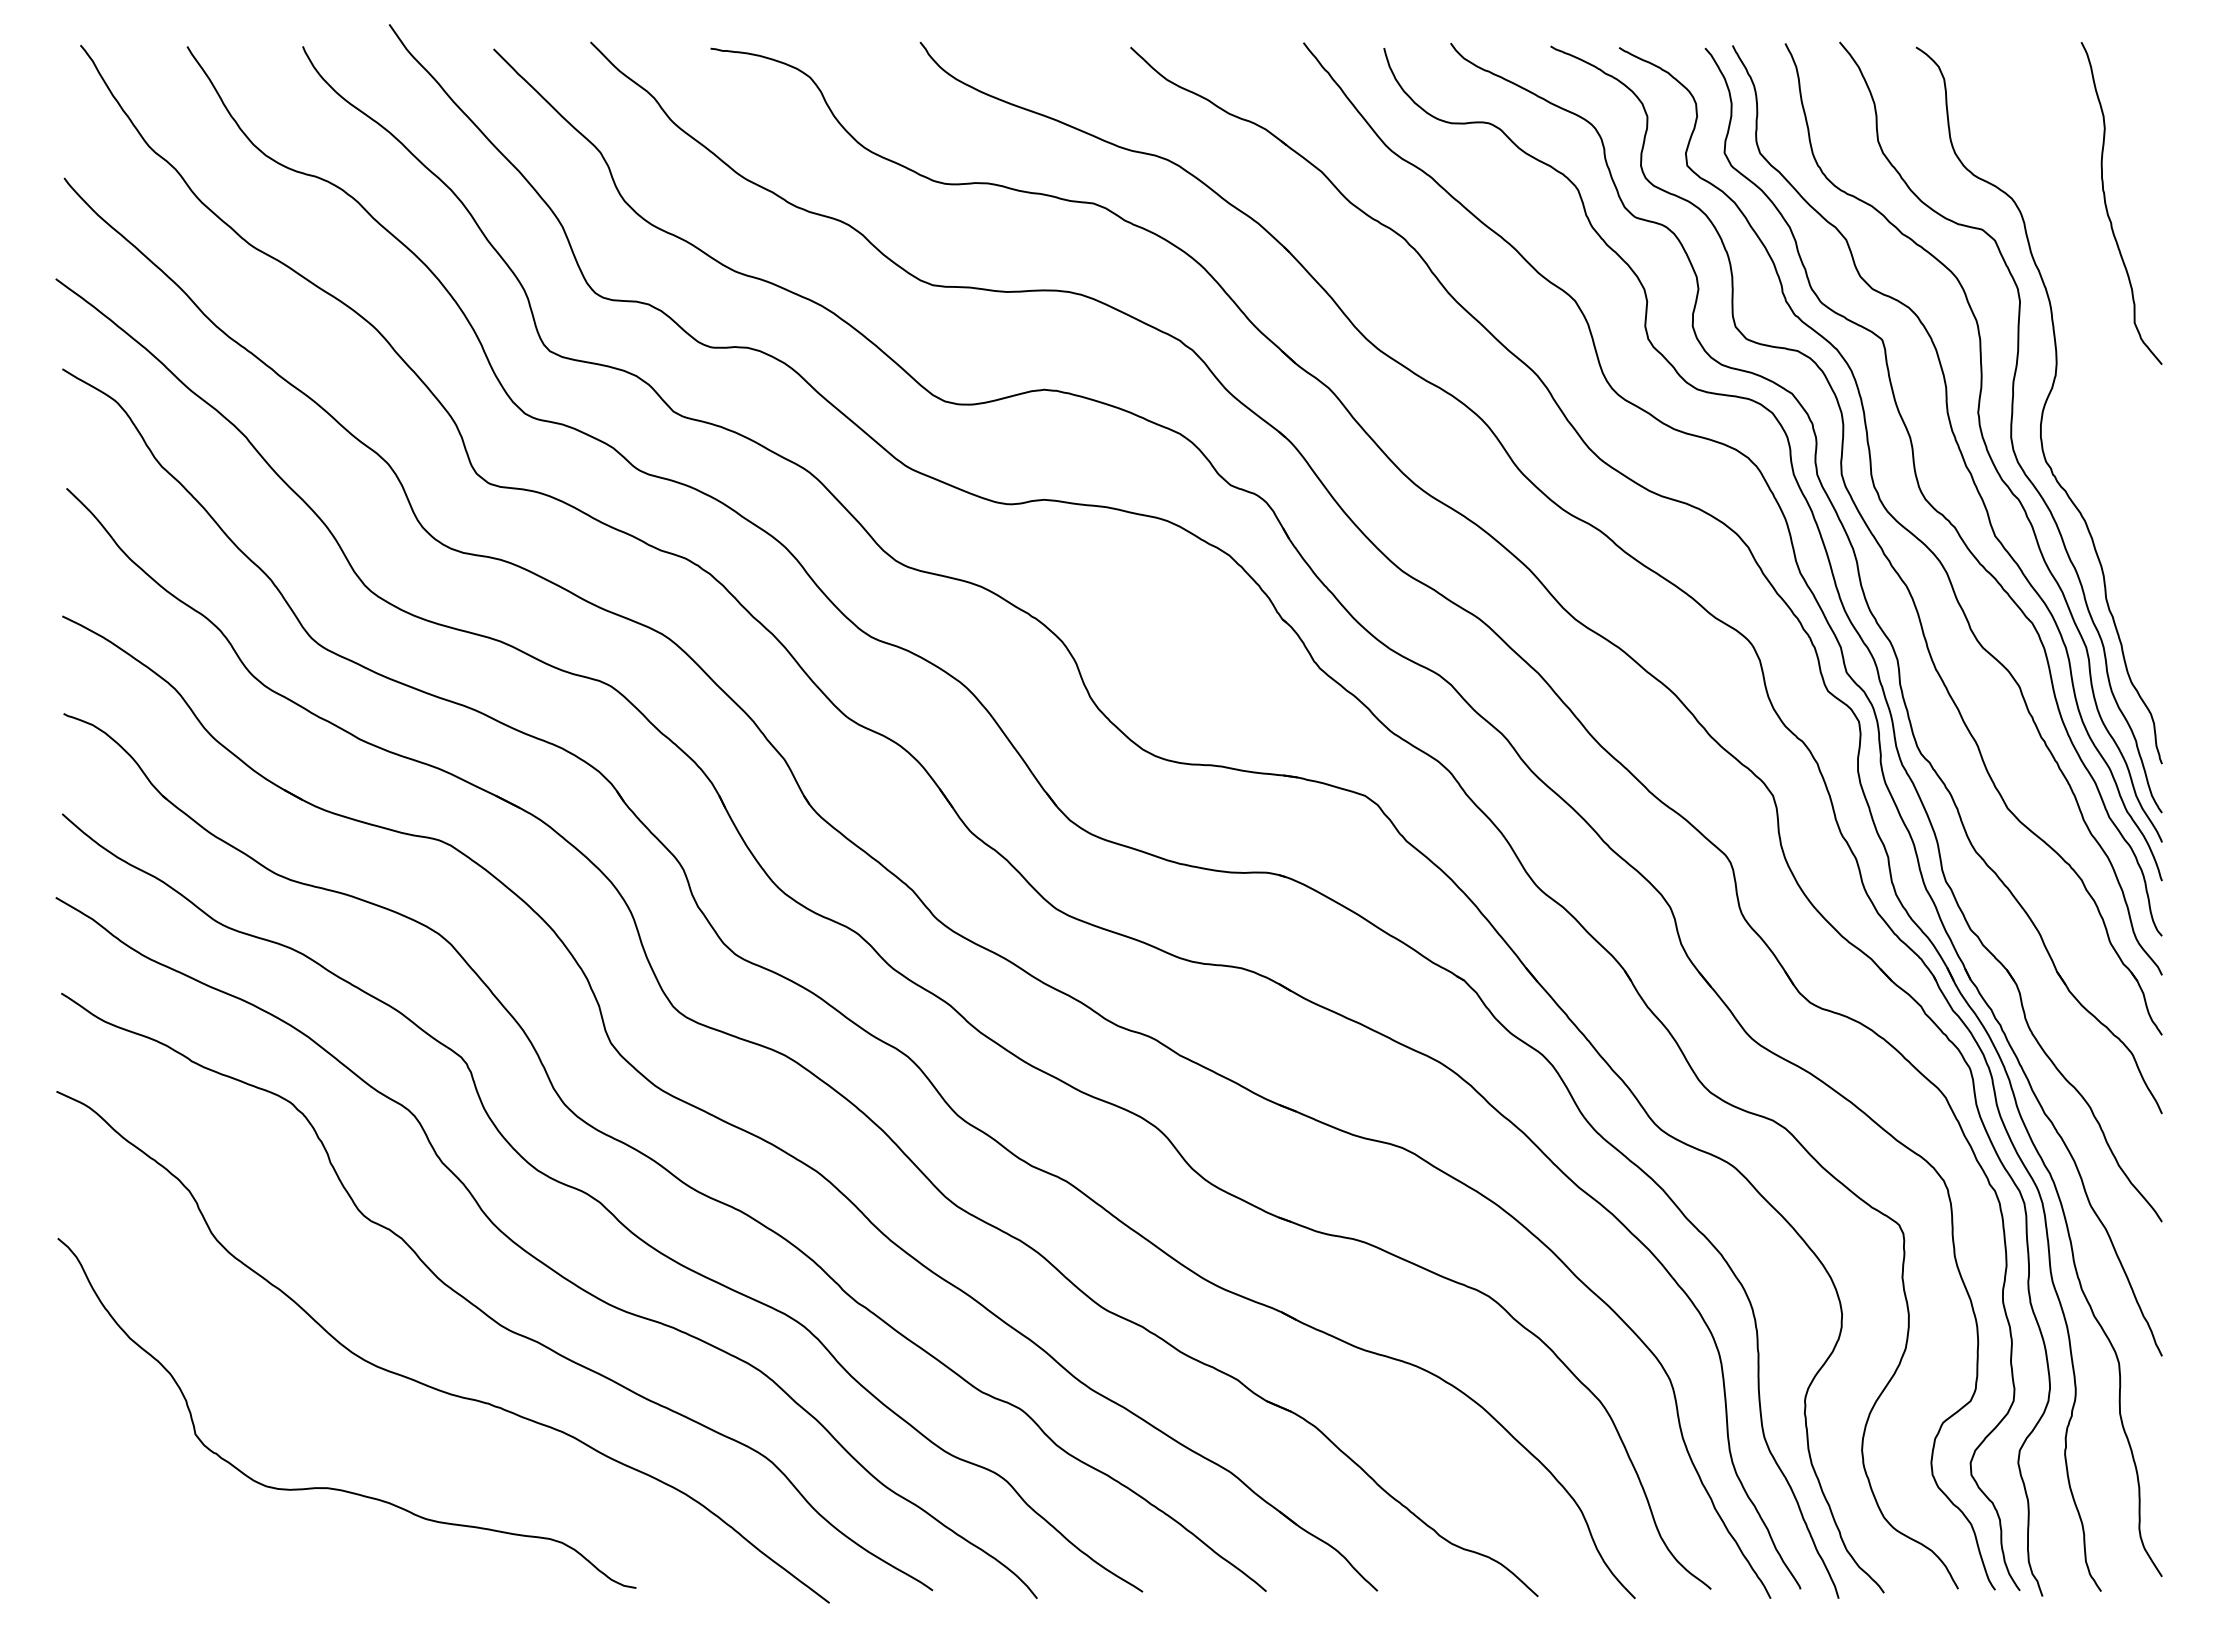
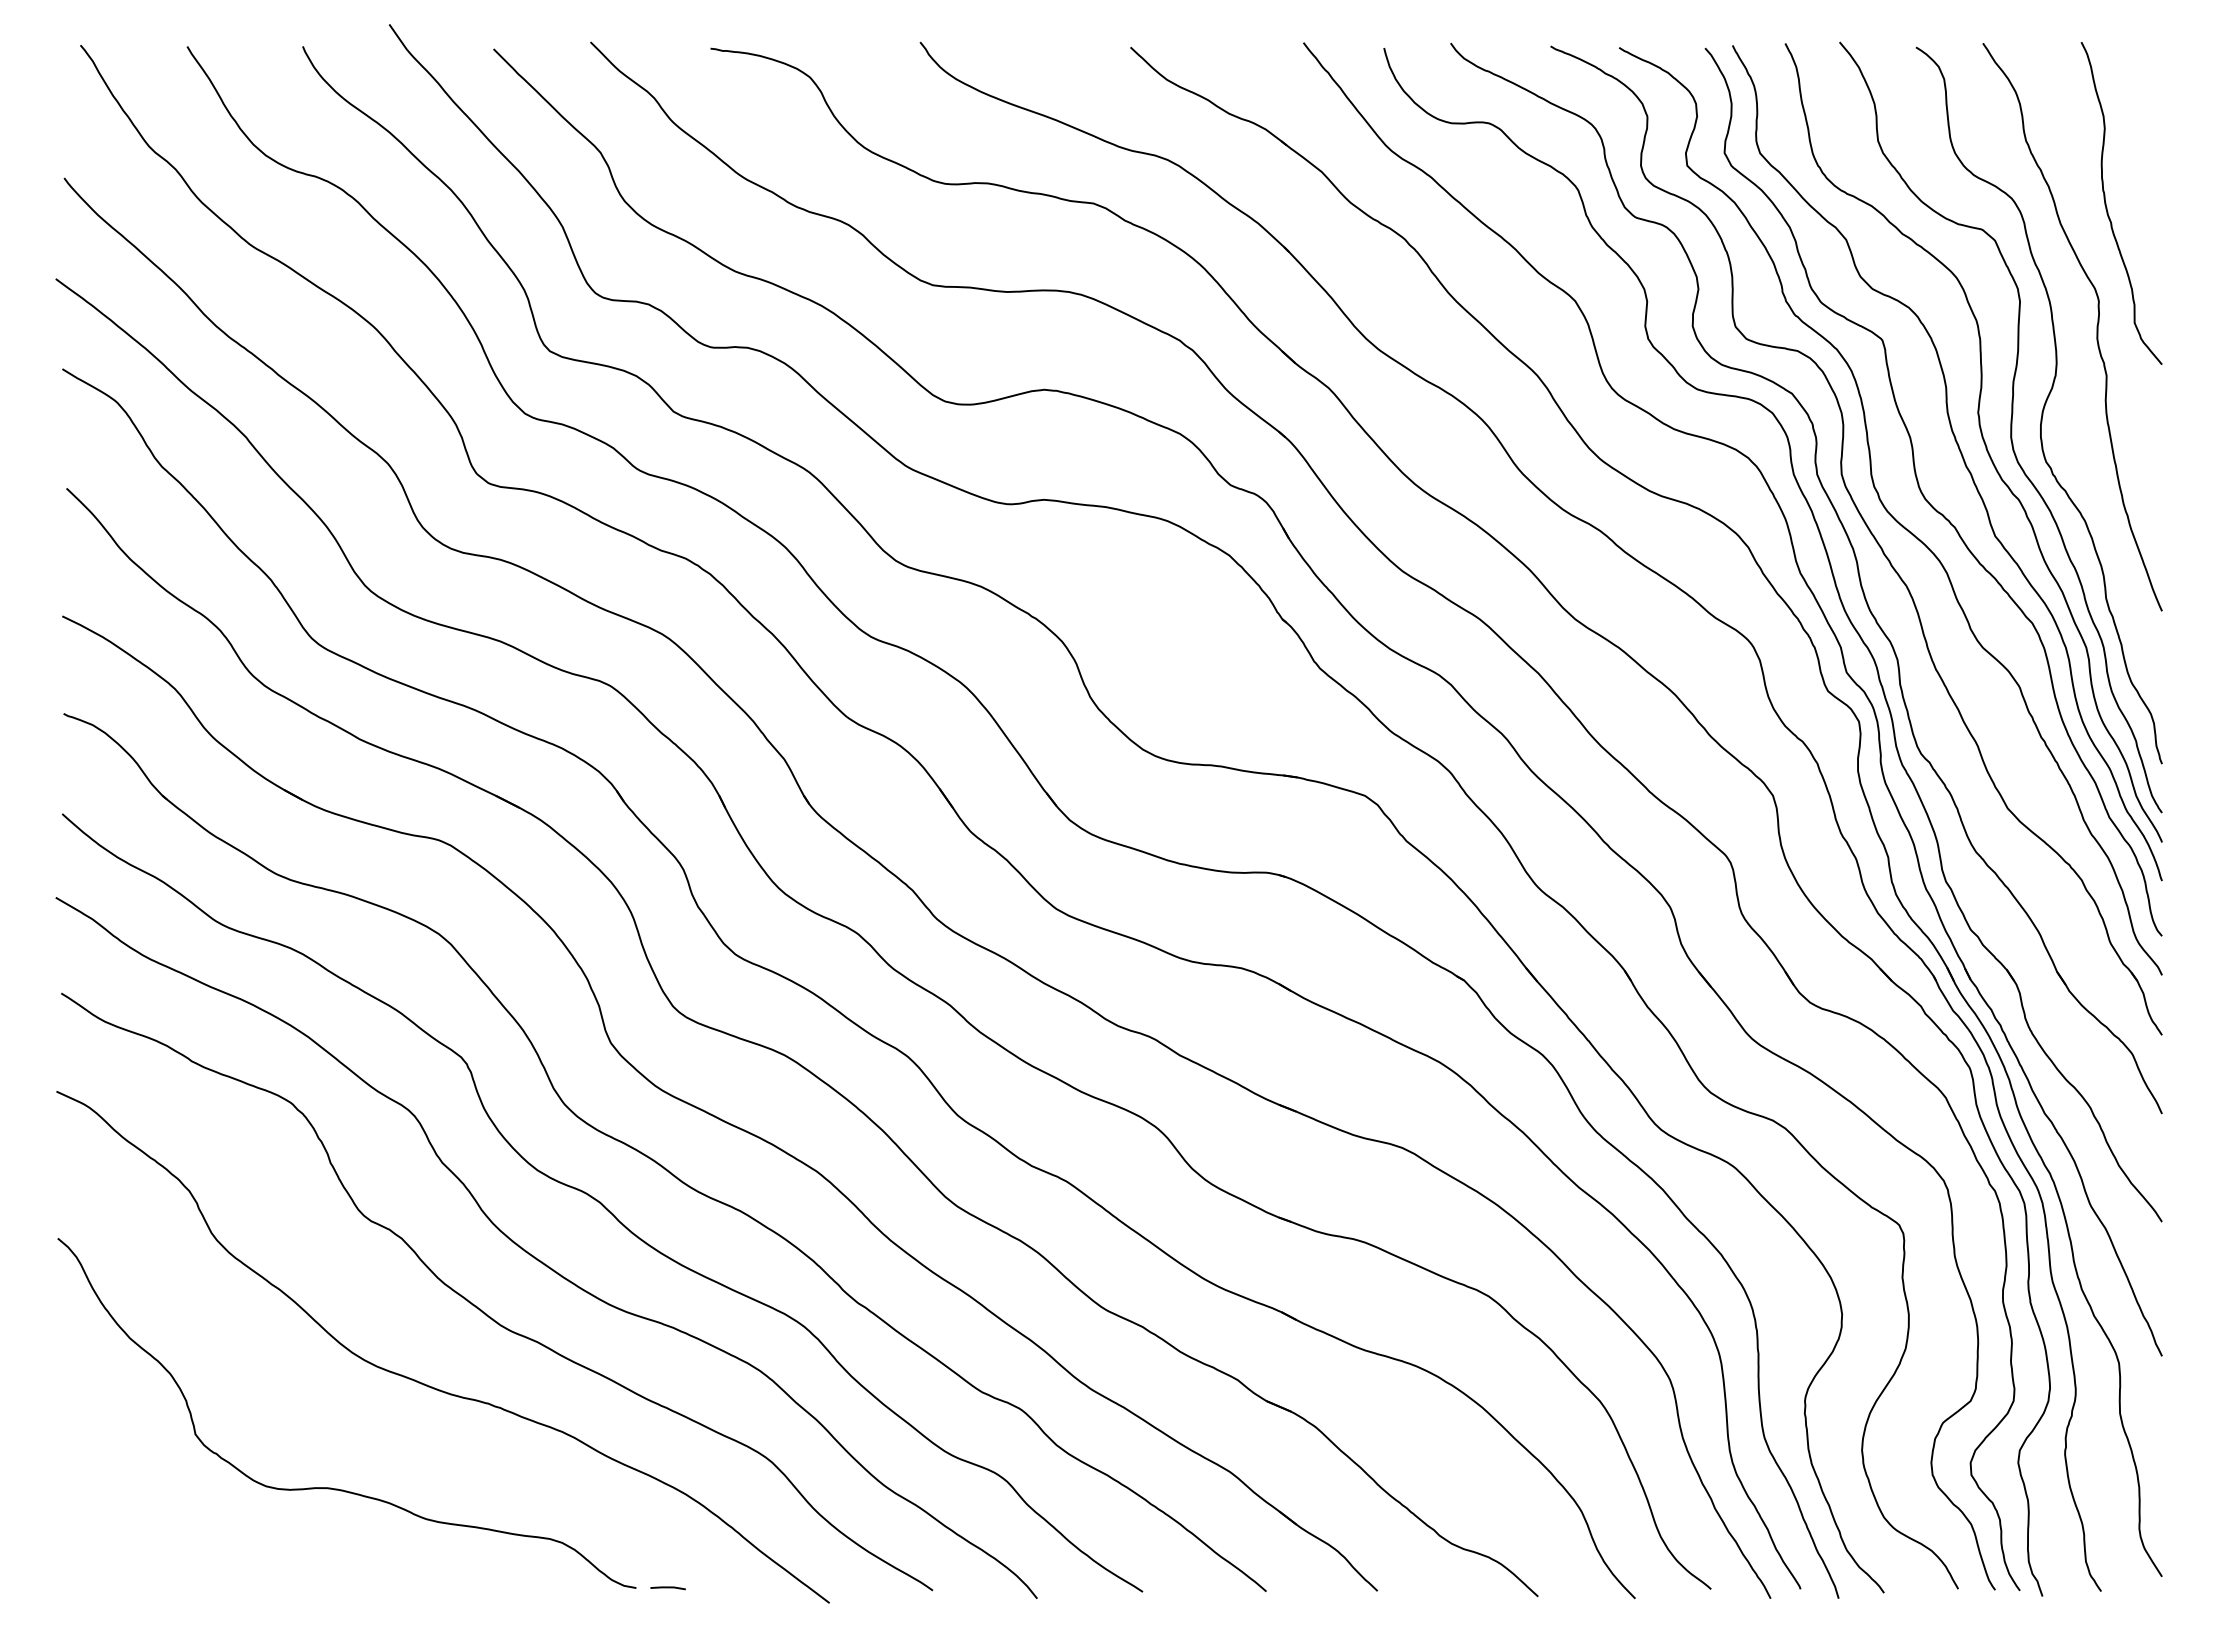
curve: none -> present (2096, 327)
line: none -> present (667, 1588)
